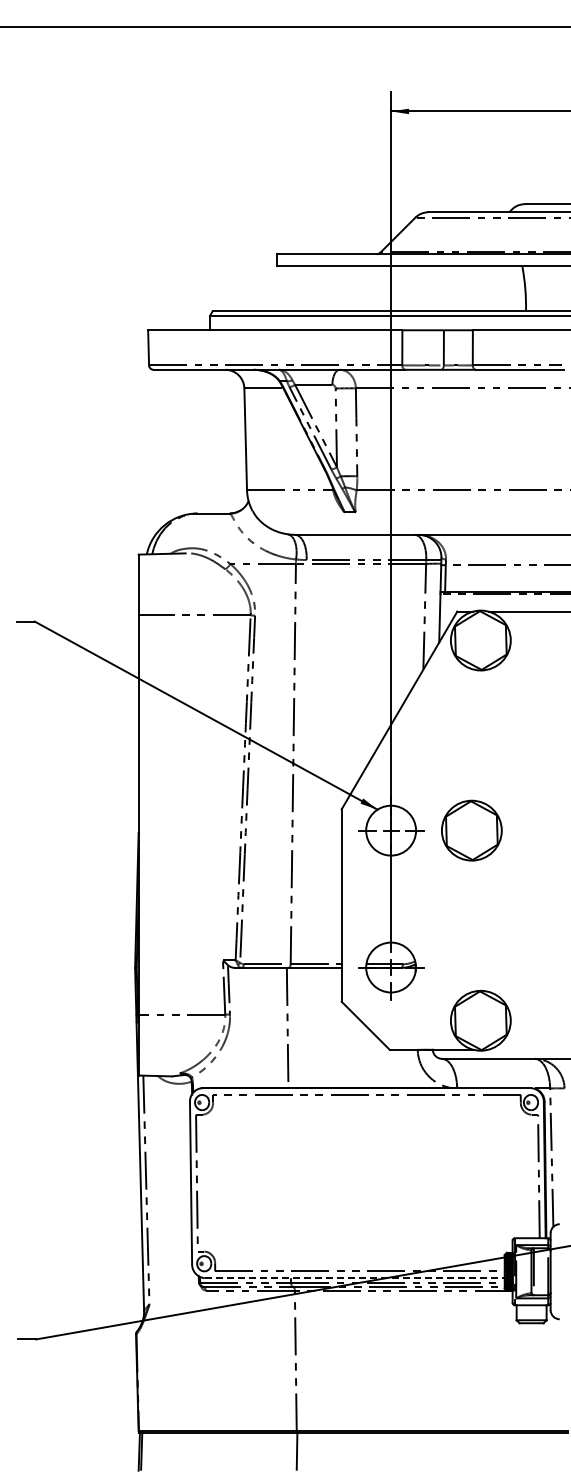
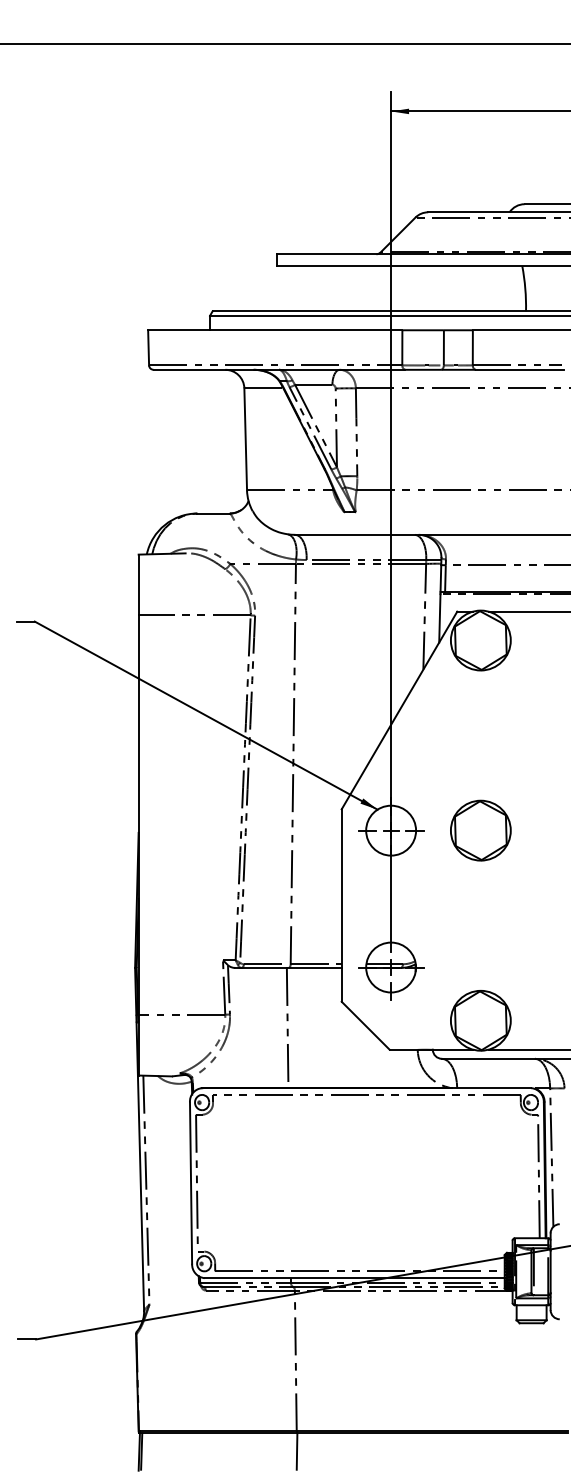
line position: (284, 27) -> (284, 44) (284, 44)
part position: (471, 830) -> (480, 830) (480, 830)
line: none -> present (527, 1049)
line: dashed -> solid (354, 1278)
